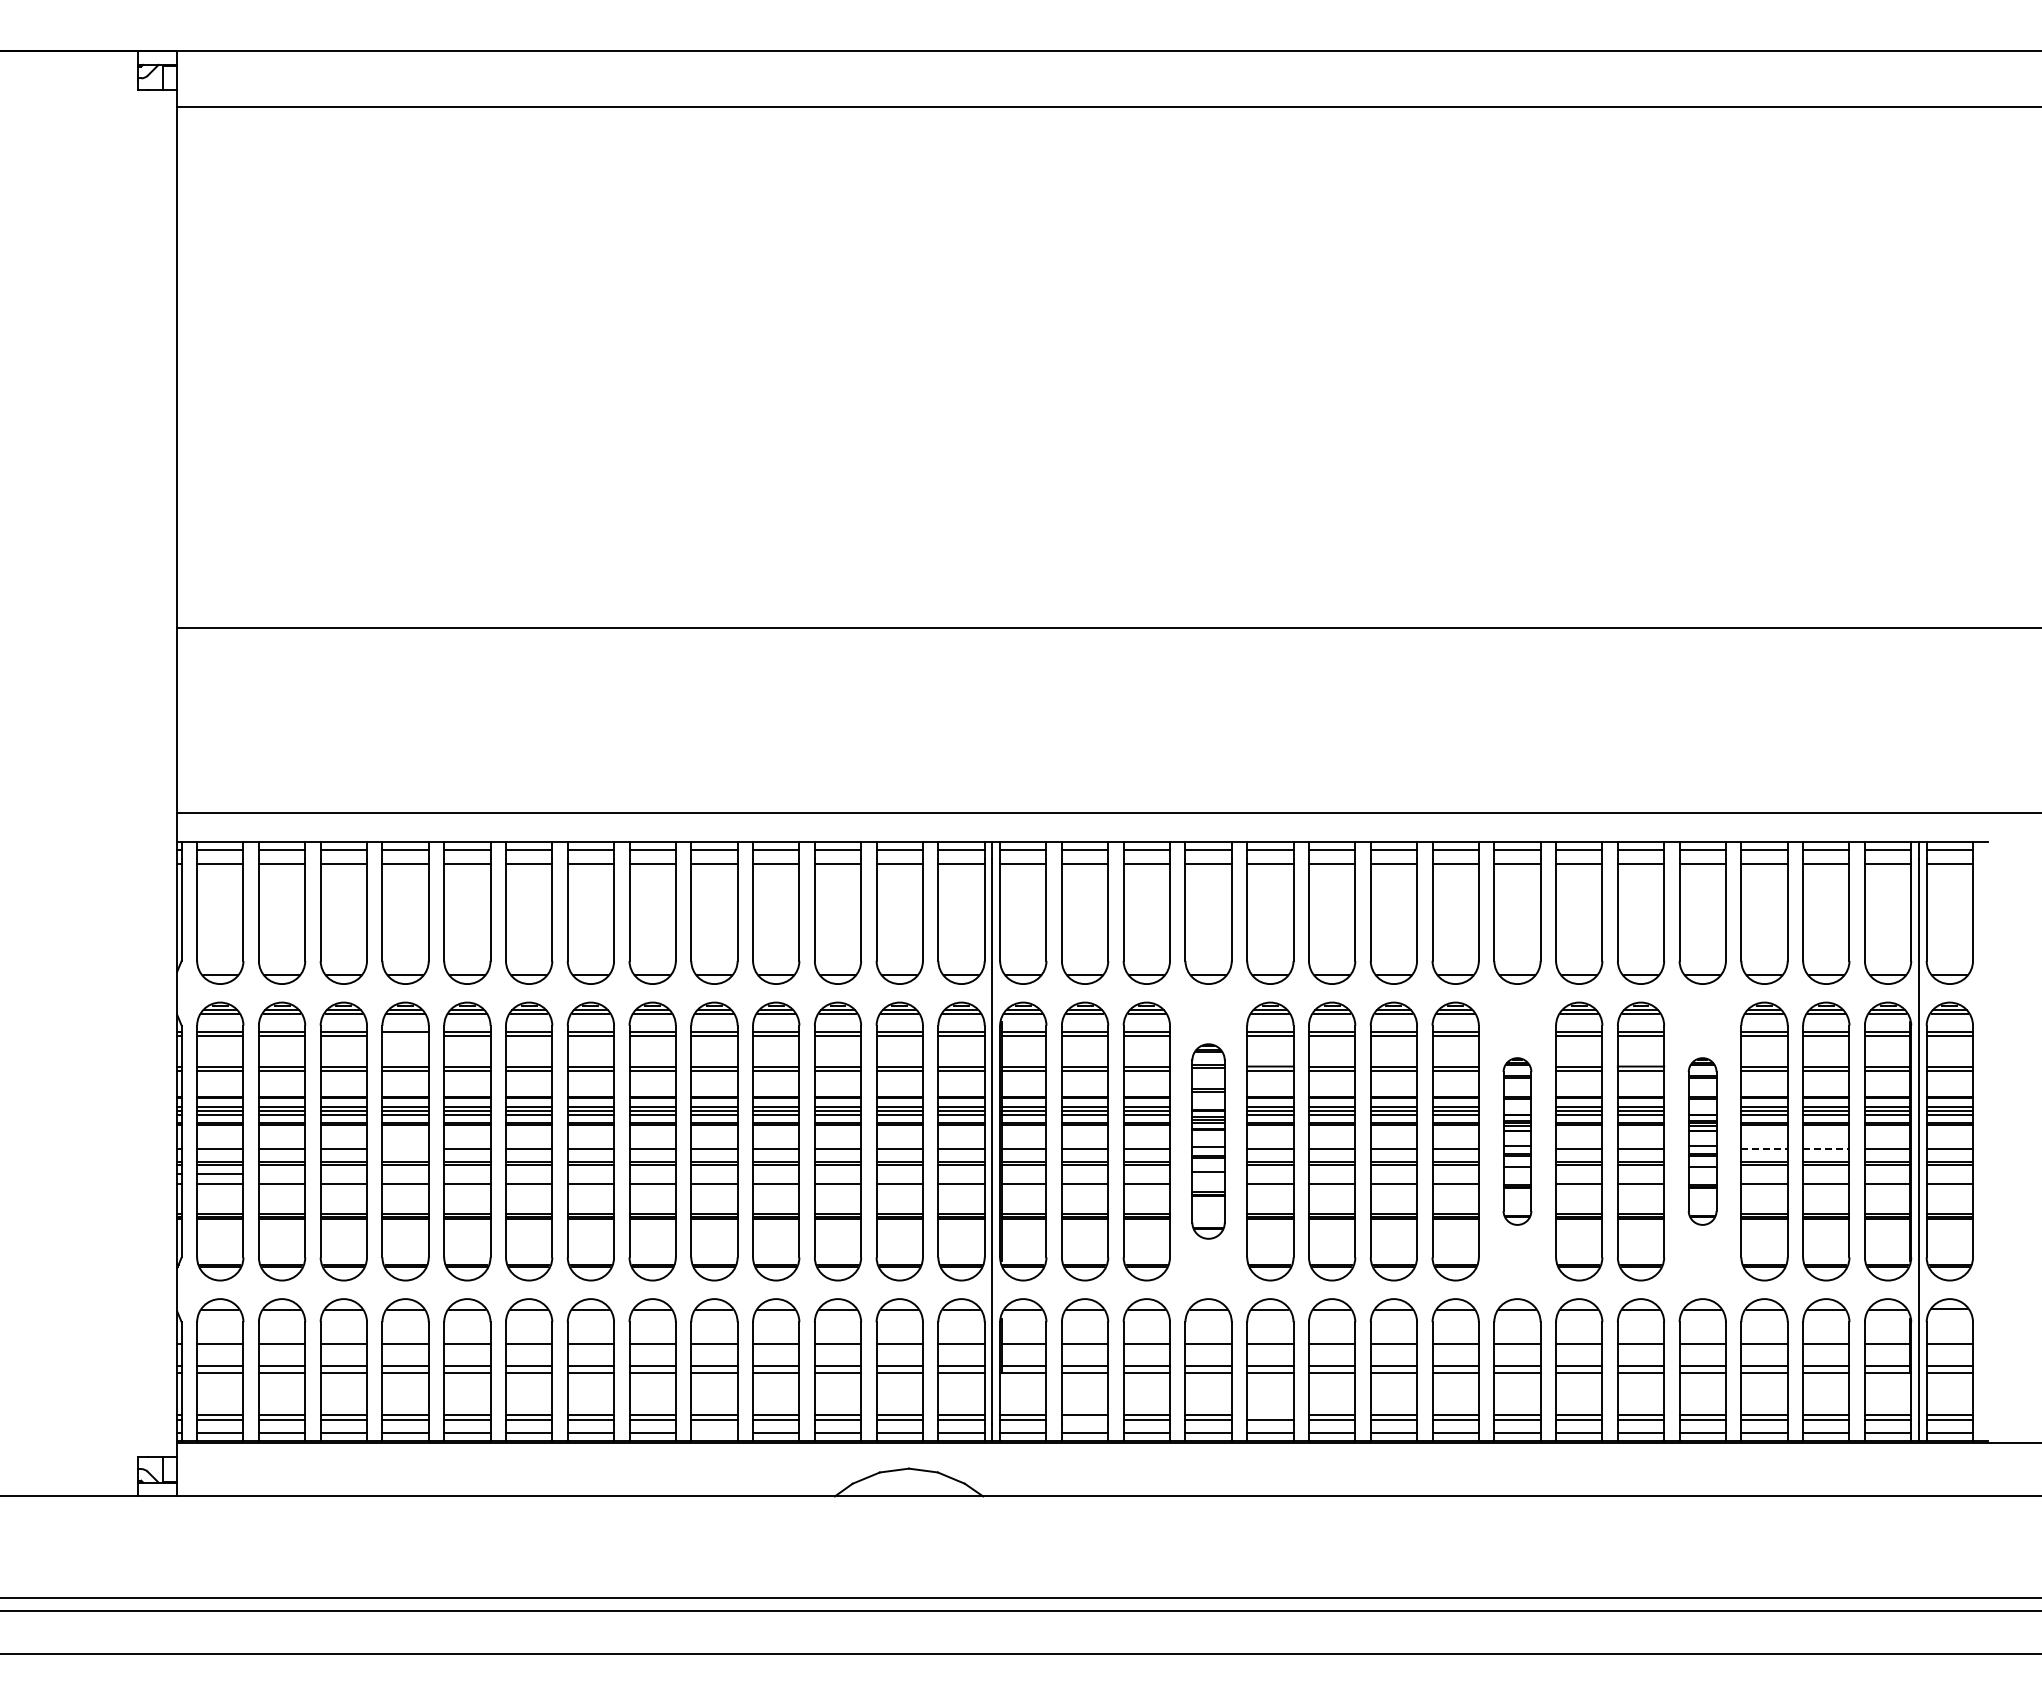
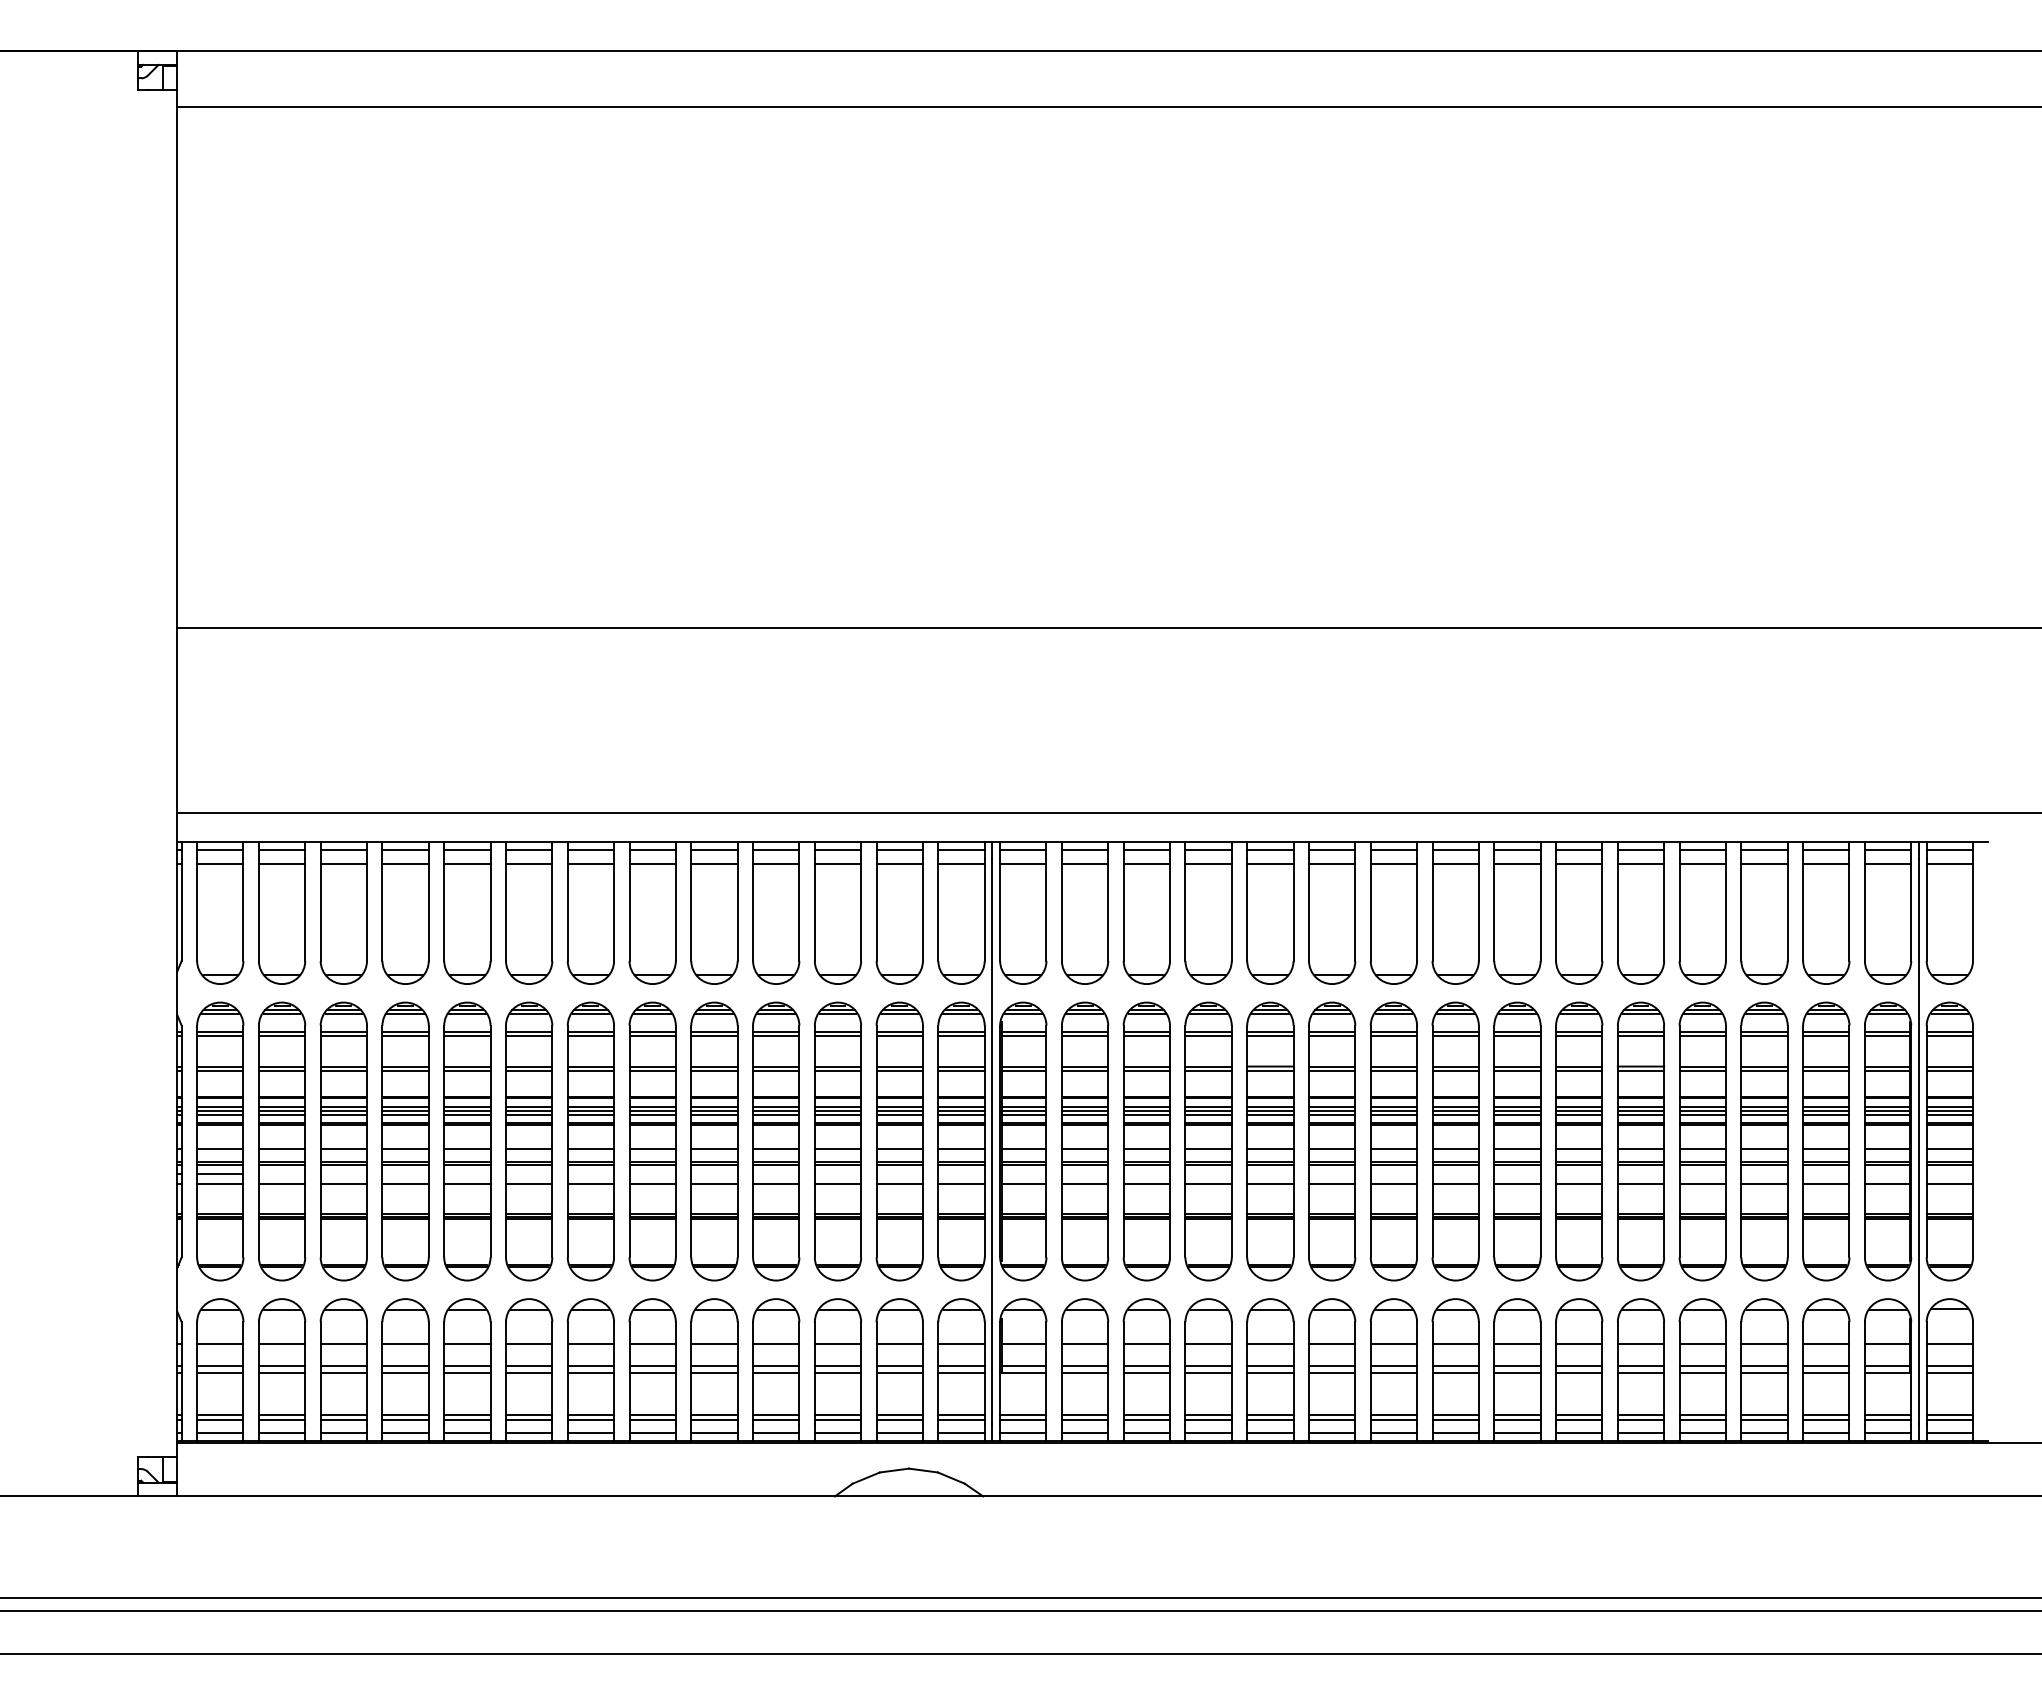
line: none -> present (405, 1036)
part size: 35x197 px -> 49x281 px (1208, 1141)
part size: 31x169 px -> 49x281 px (1517, 1141)
part size: 31x169 px -> 49x281 px (1702, 1141)
line: none -> present (405, 1149)
line: dashed -> solid (1765, 1149)
line: dashed -> solid (1826, 1149)
line: none -> present (1270, 1414)
line: none -> present (1084, 1419)
line: none -> present (714, 1433)
